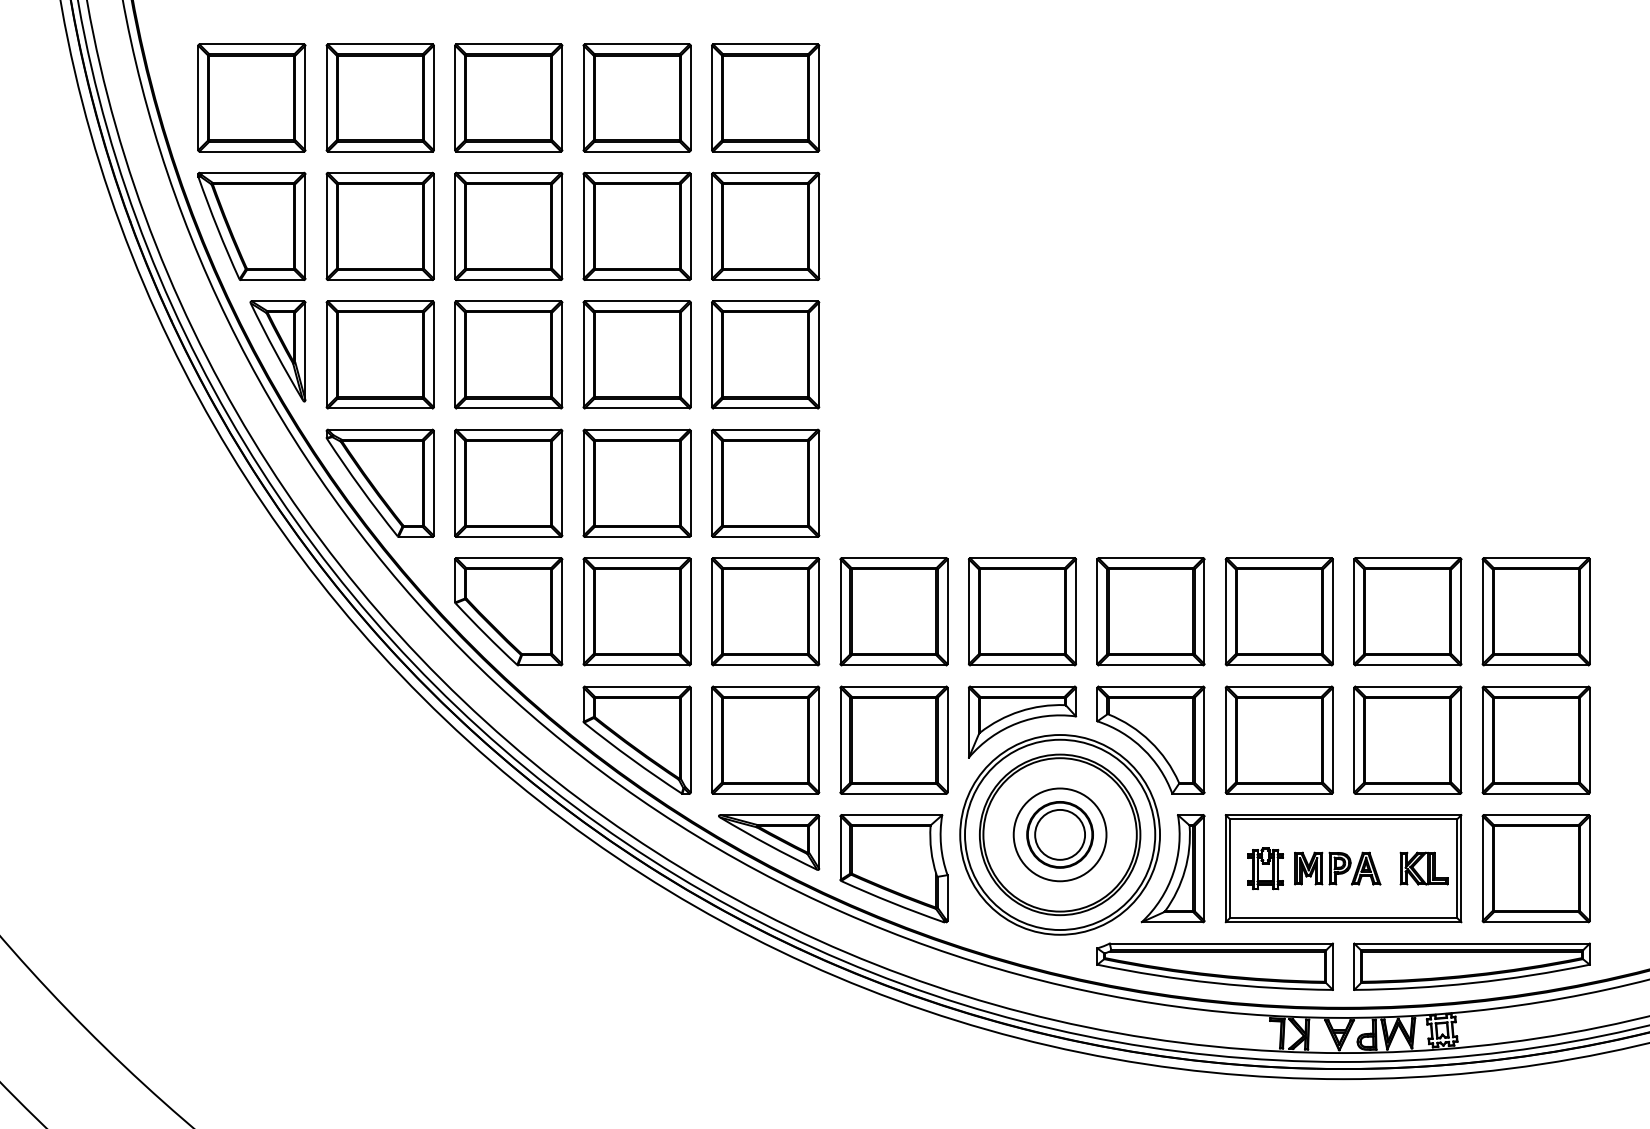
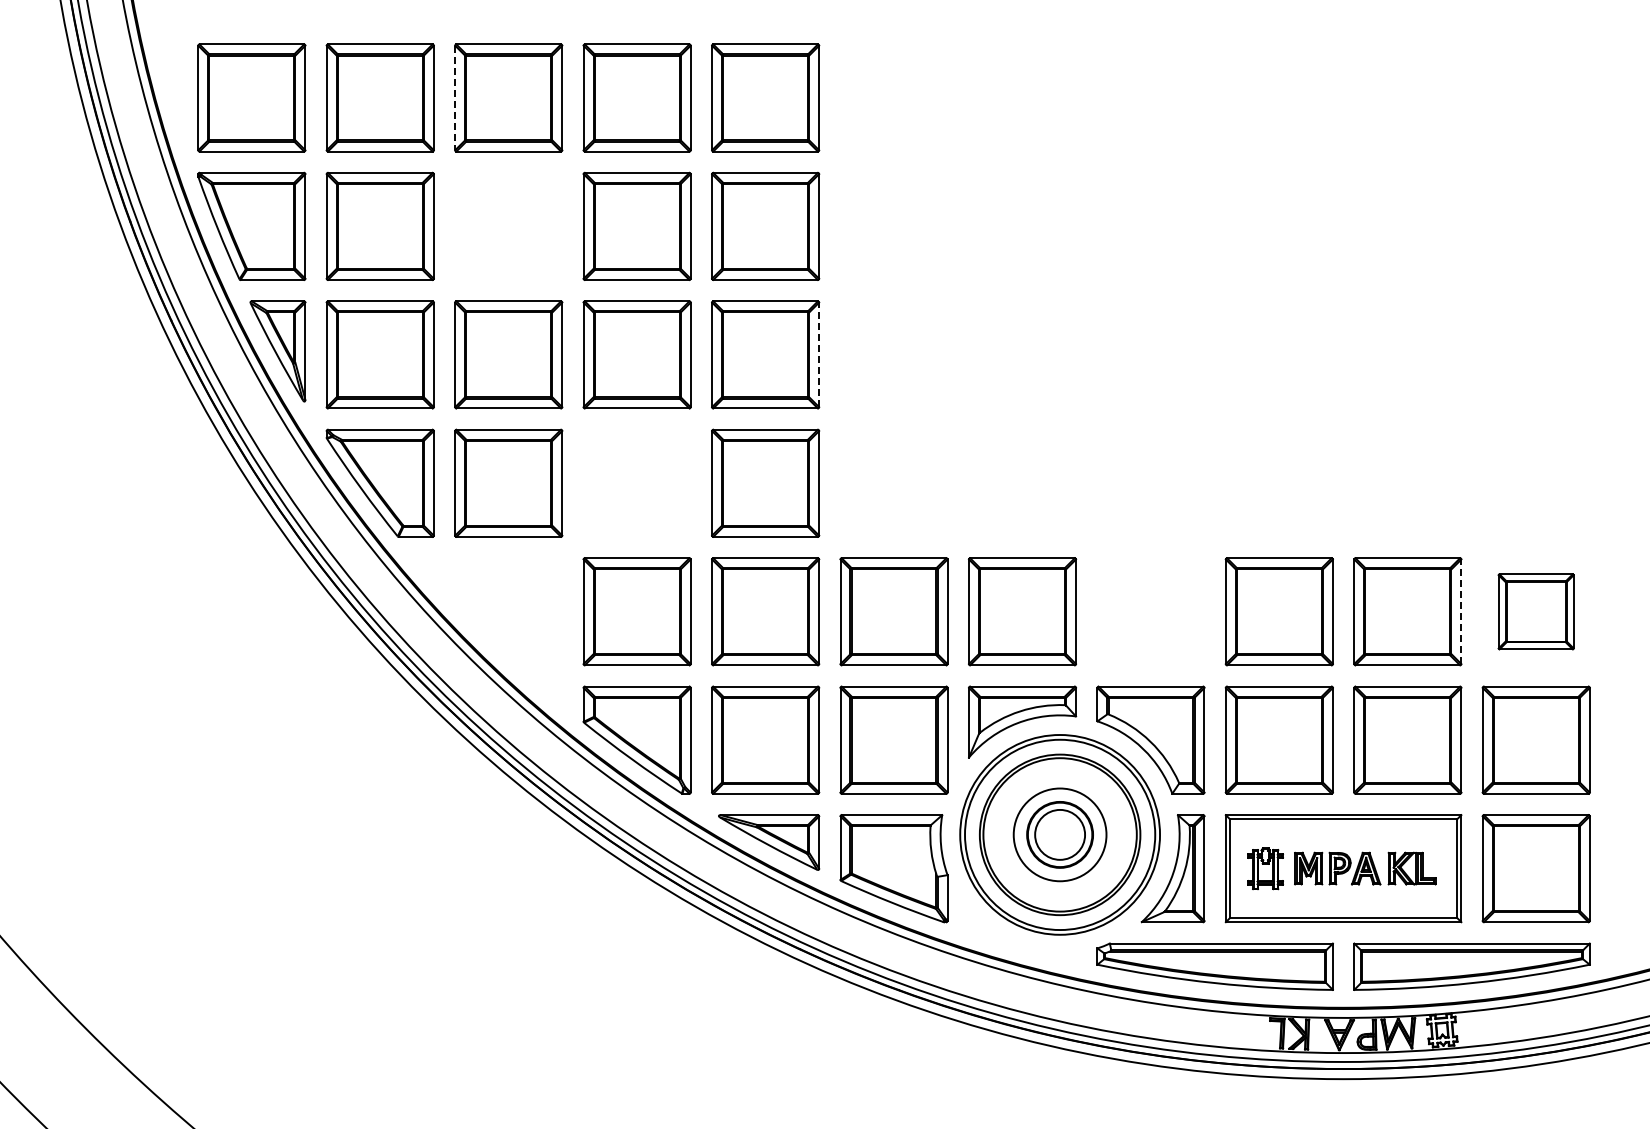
line: solid -> dashed (455, 98)
part: present -> none (508, 225)
line: solid -> dashed (819, 354)
part: present -> none (636, 482)
part: present -> none (508, 611)
part: present -> none (1150, 611)
line: solid -> dashed (1461, 611)
part size: 110x110 px -> 78x78 px (1535, 611)
part position: (1423, 868) -> (1411, 868) (1411, 868)
